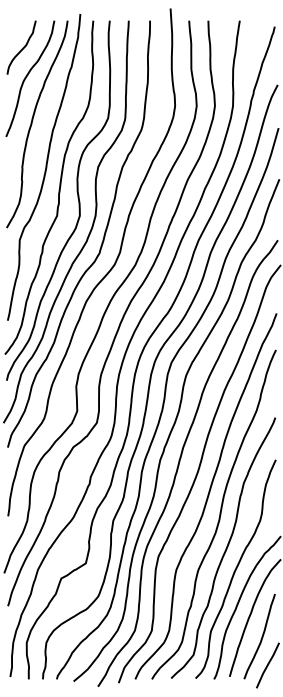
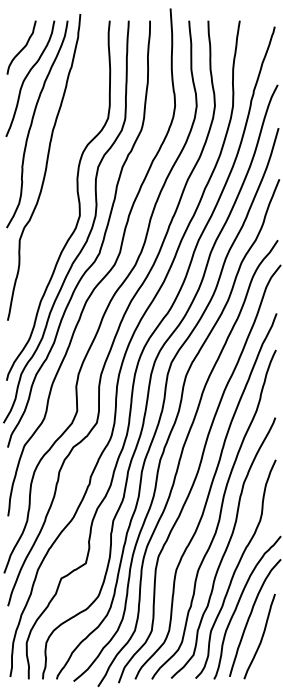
curve: present -> none (58, 189)
line: present -> none (267, 665)
